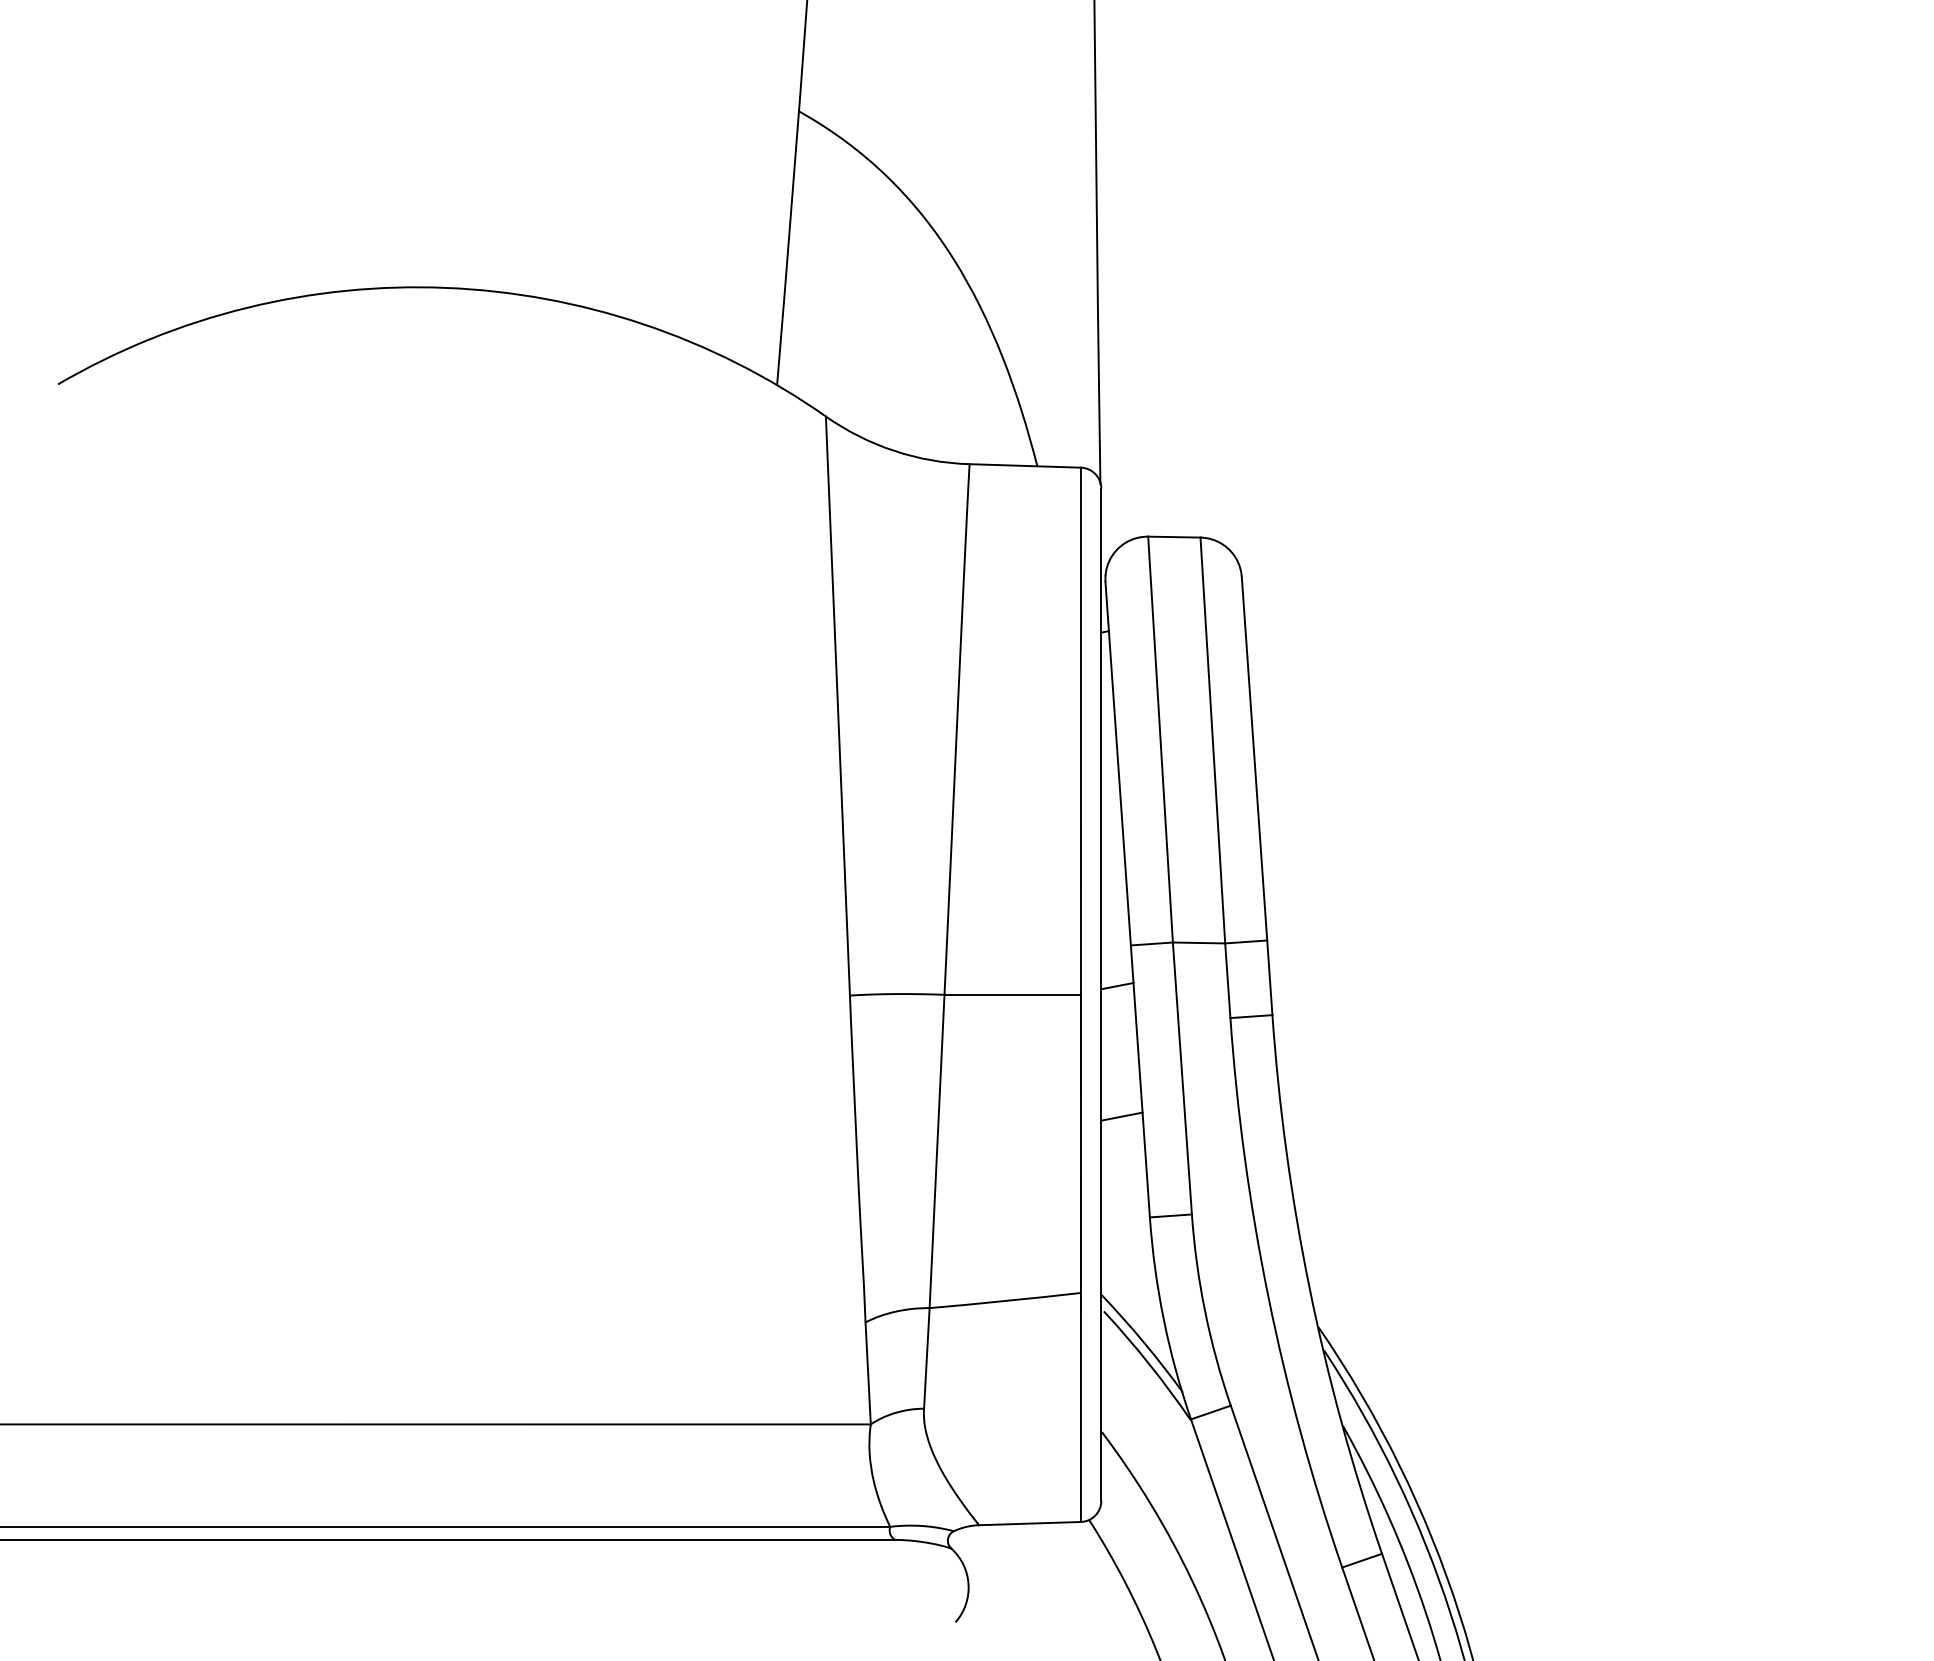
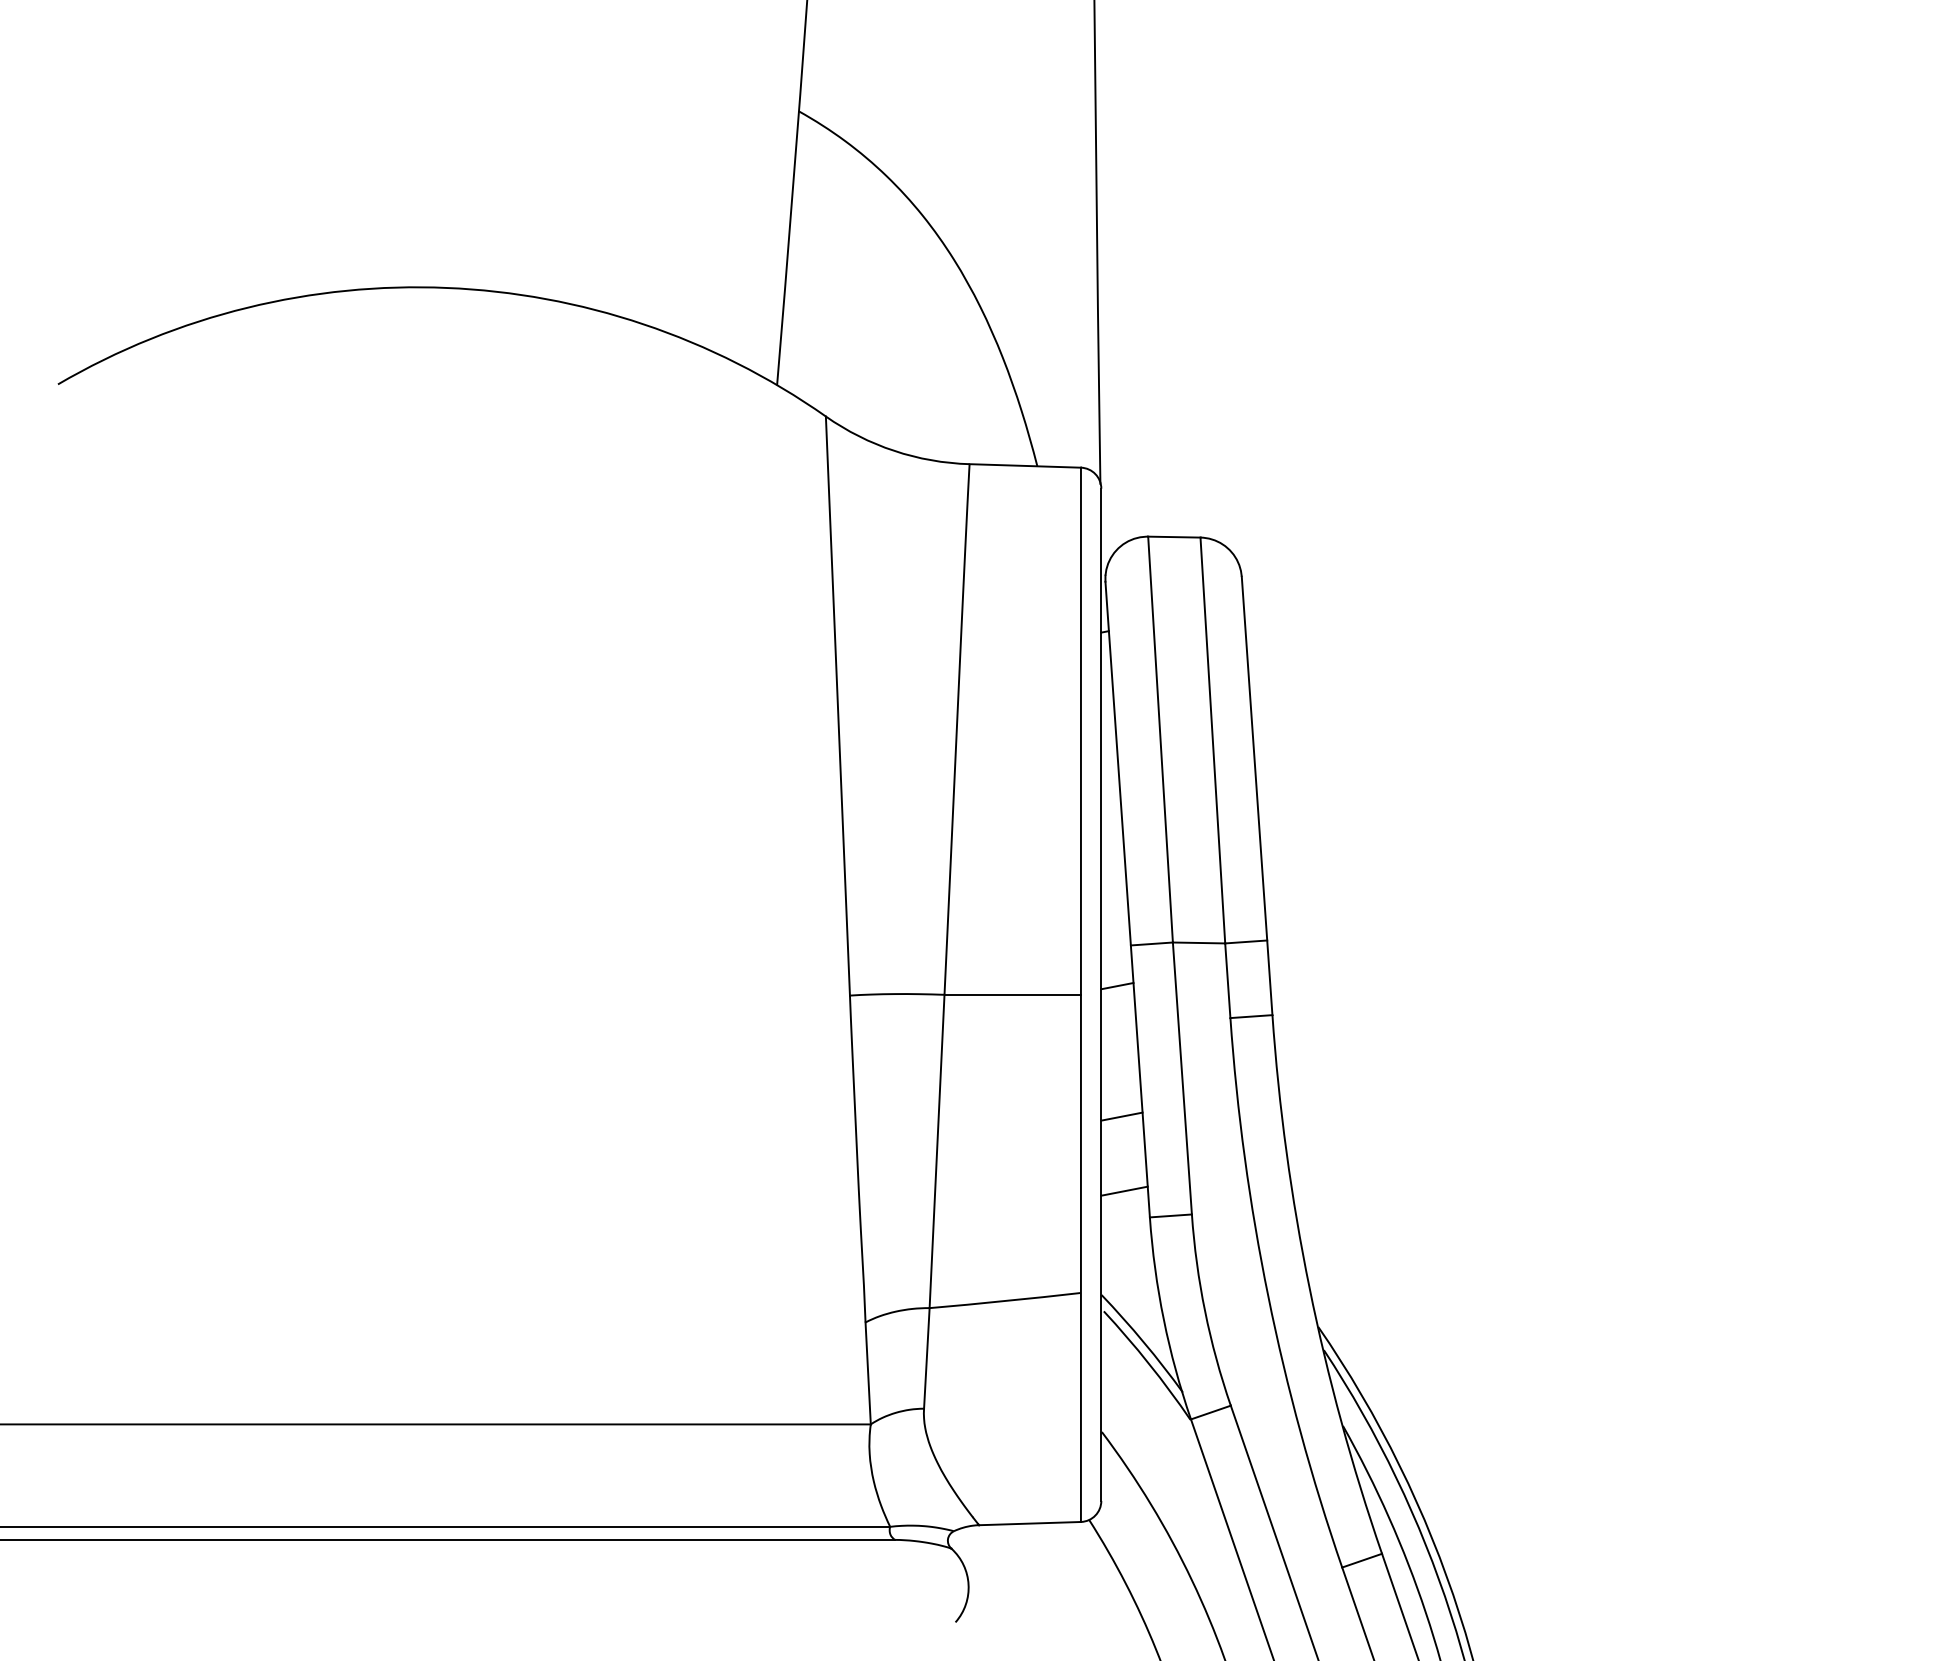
line: none -> present (1124, 1190)
